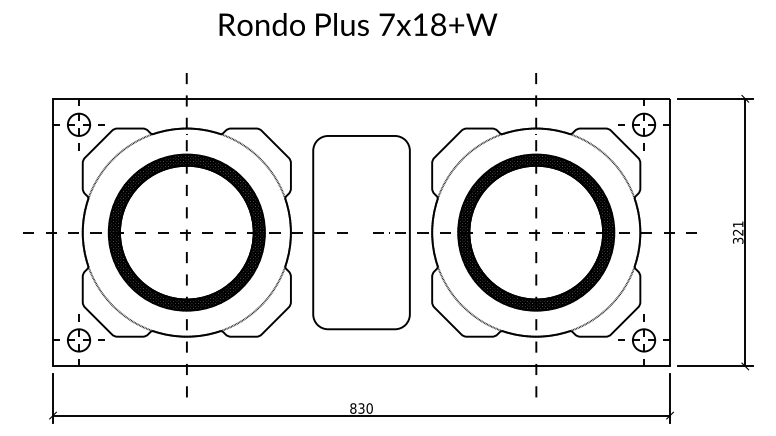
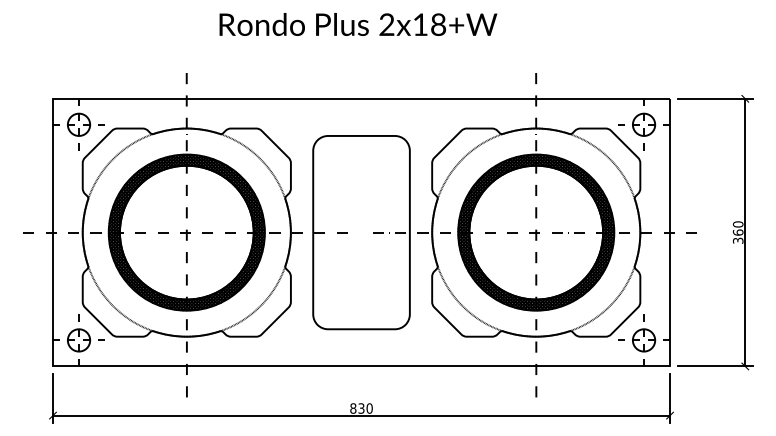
text: 7x18+W -> 2x18+W (386, 24)
text: 321 -> 360 (737, 228)
